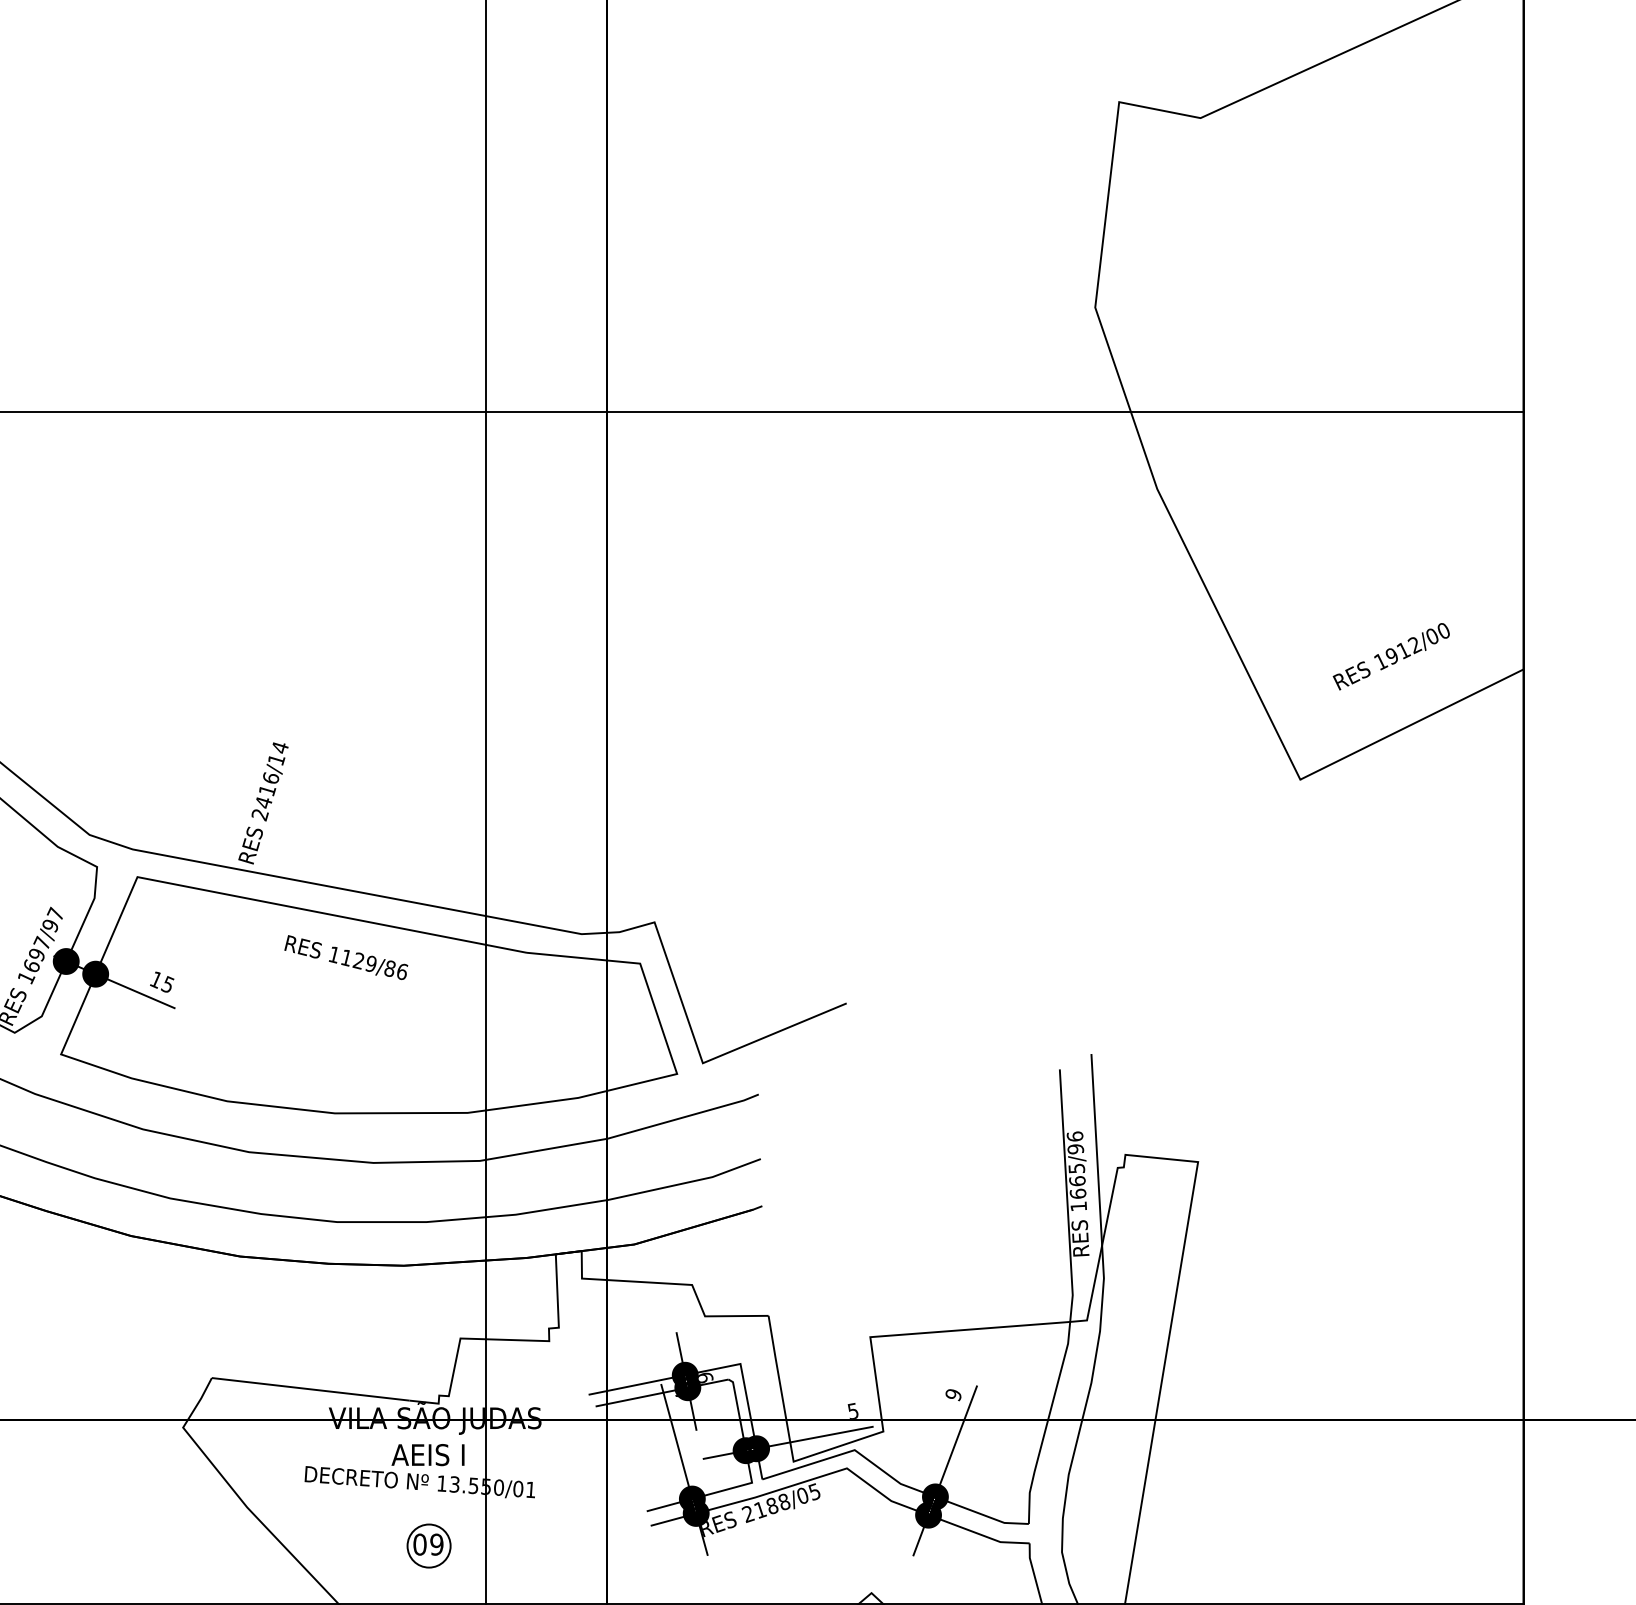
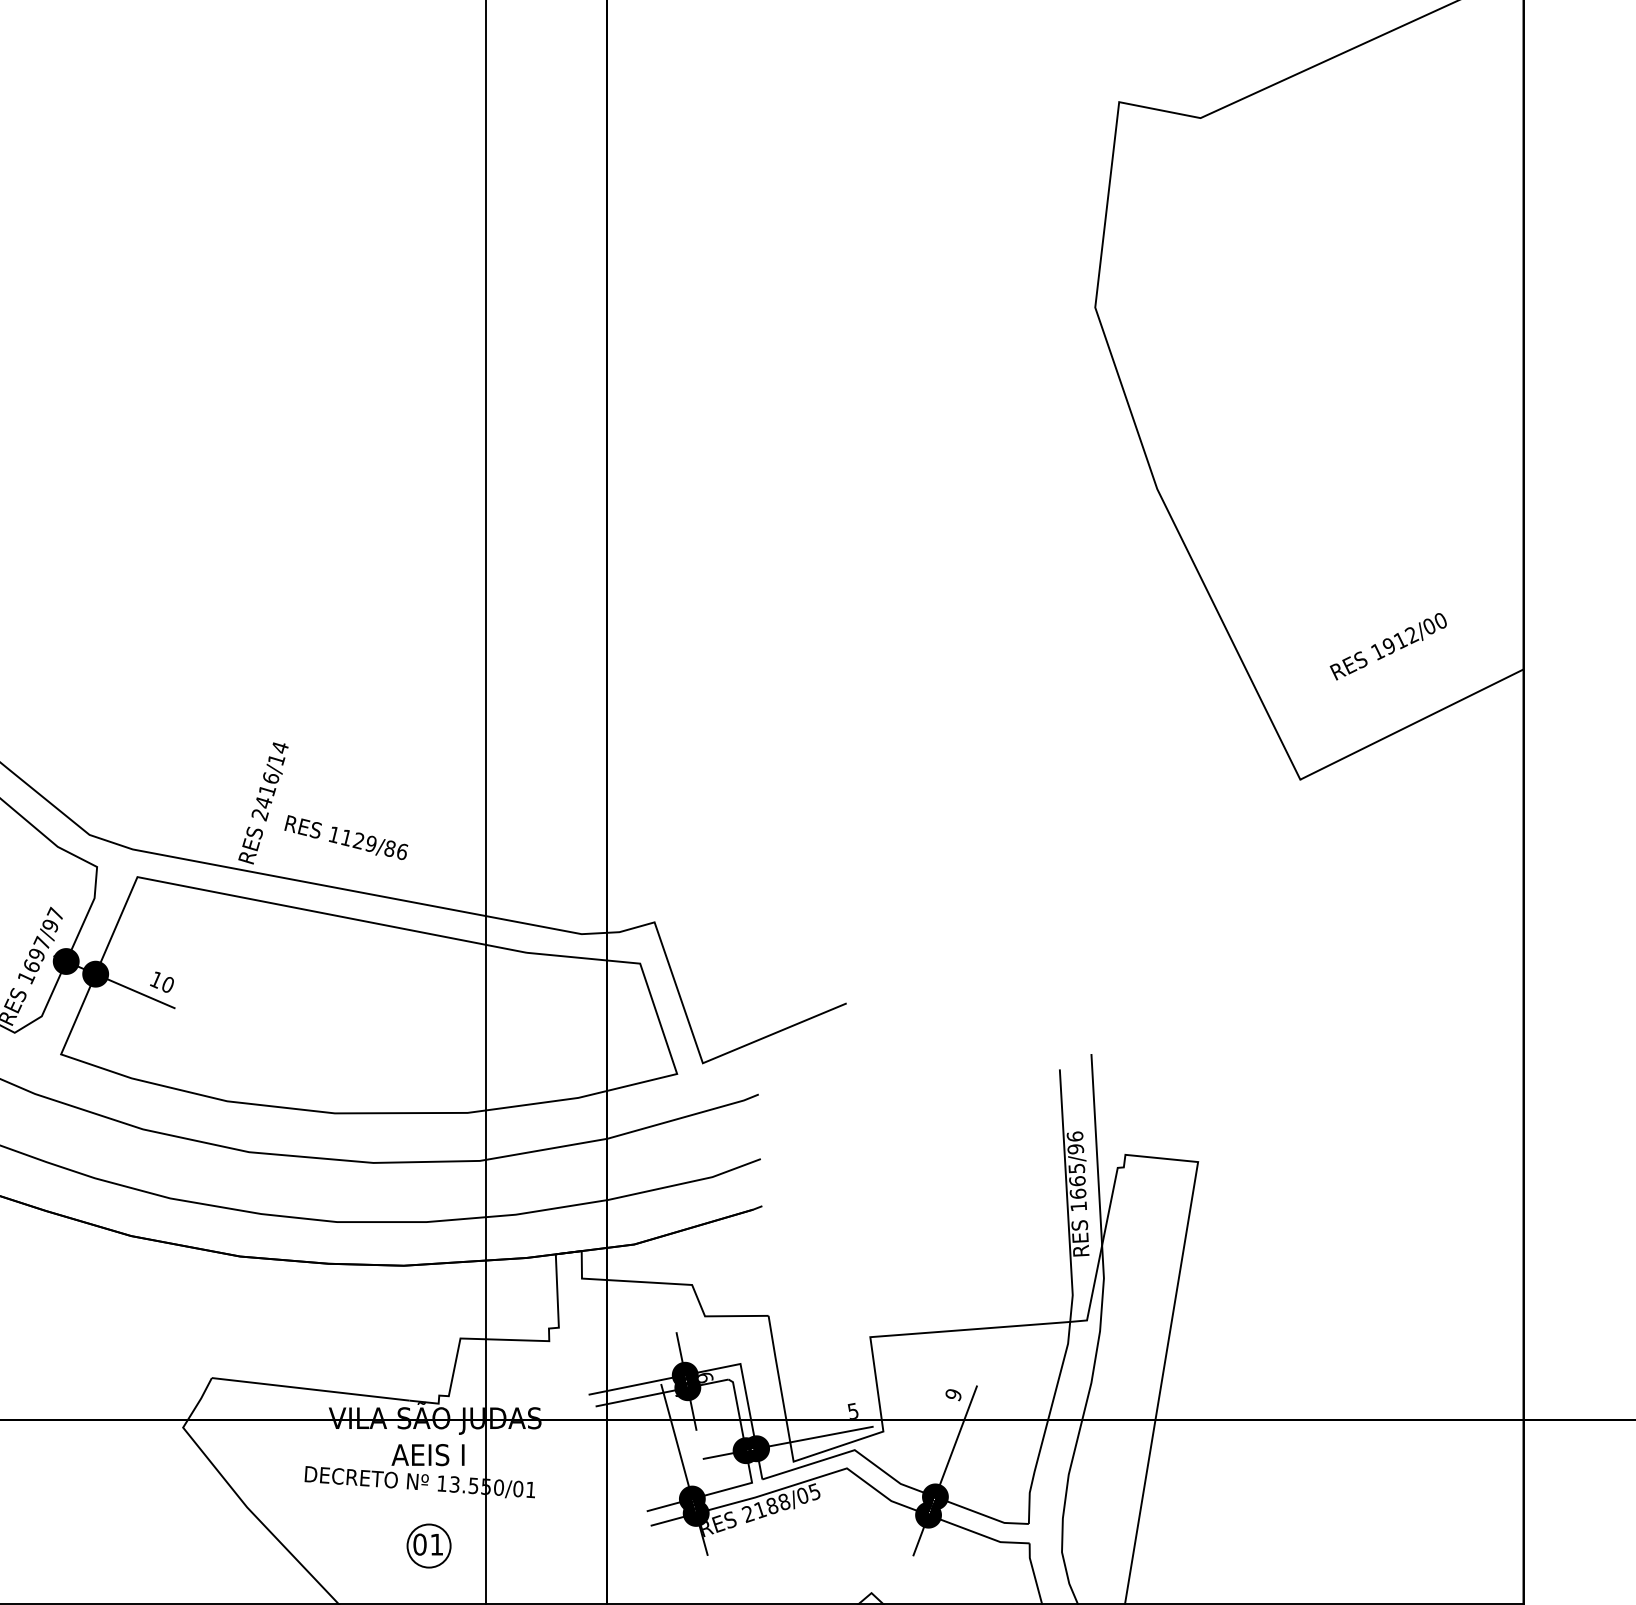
line: present -> none (762, 411)
text position: (1390, 656) -> (1387, 646) (1387, 646)
text position: (346, 957) -> (346, 837) (346, 837)
text: 15 -> 10 (167, 984)
text: 09 -> 01 (436, 1544)
